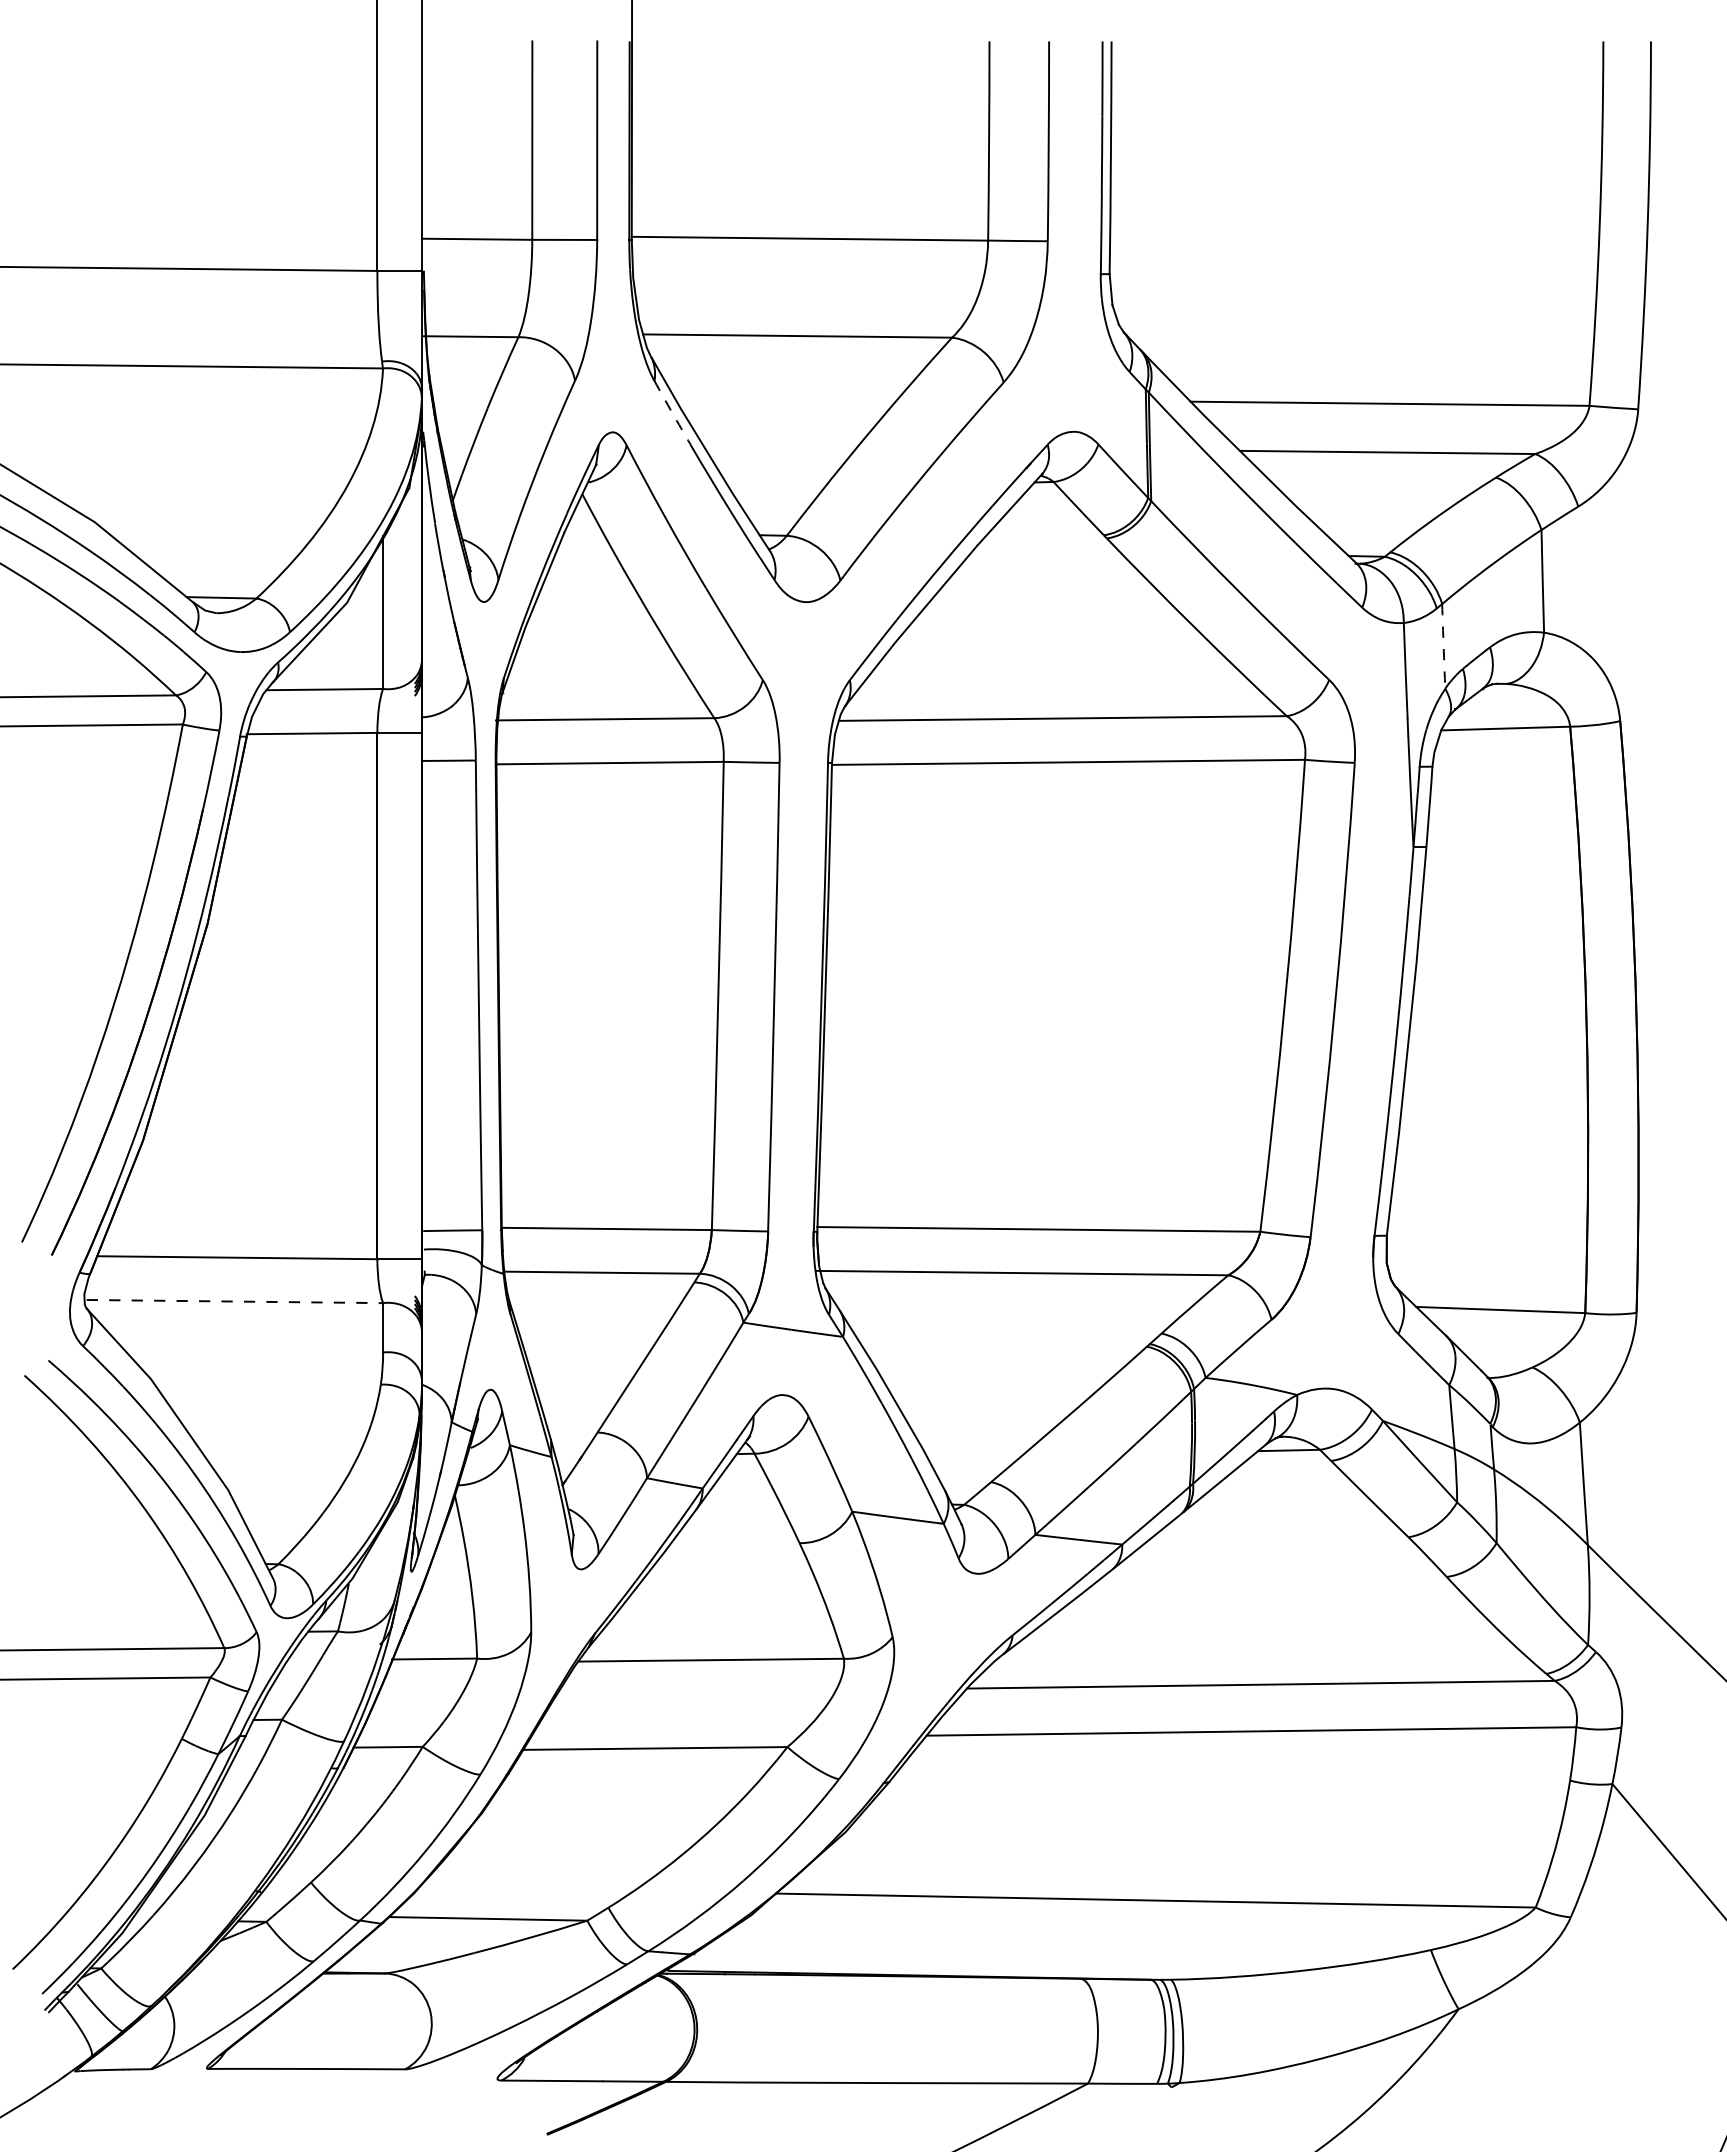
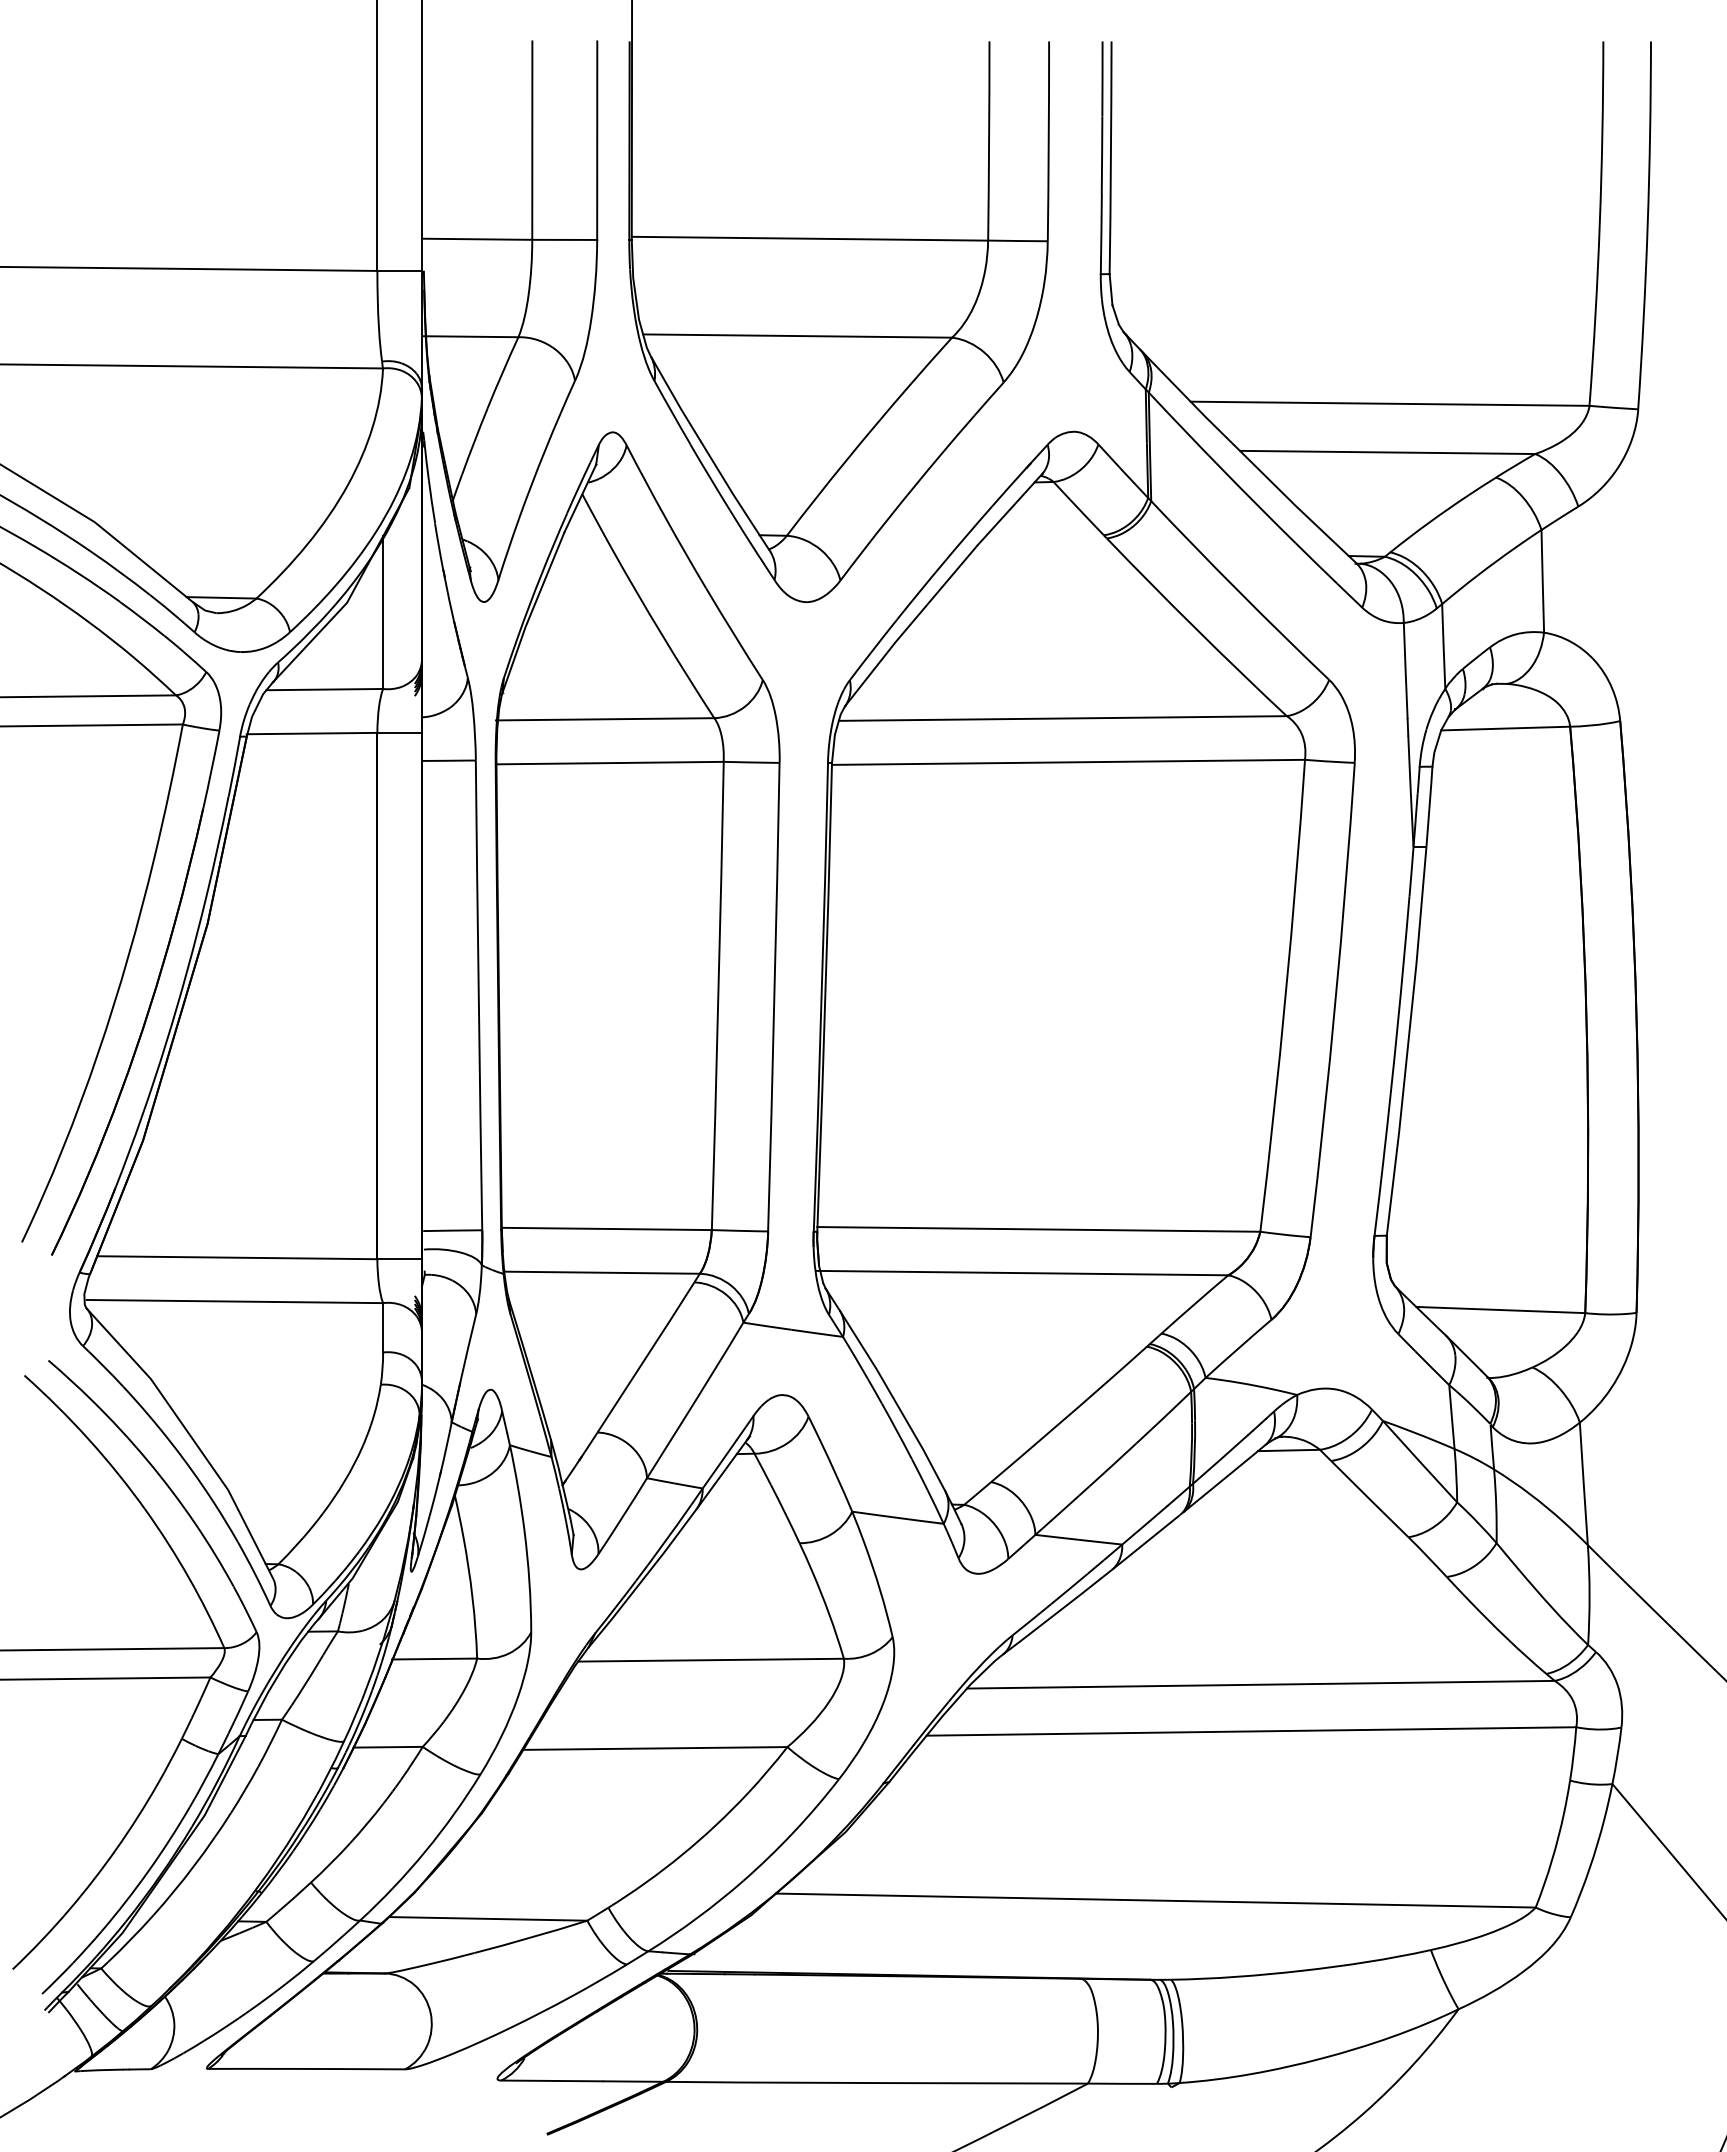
arc: dashed -> solid (672, 412)
arc: dashed -> solid (1443, 646)
line: dashed -> solid (235, 1301)
